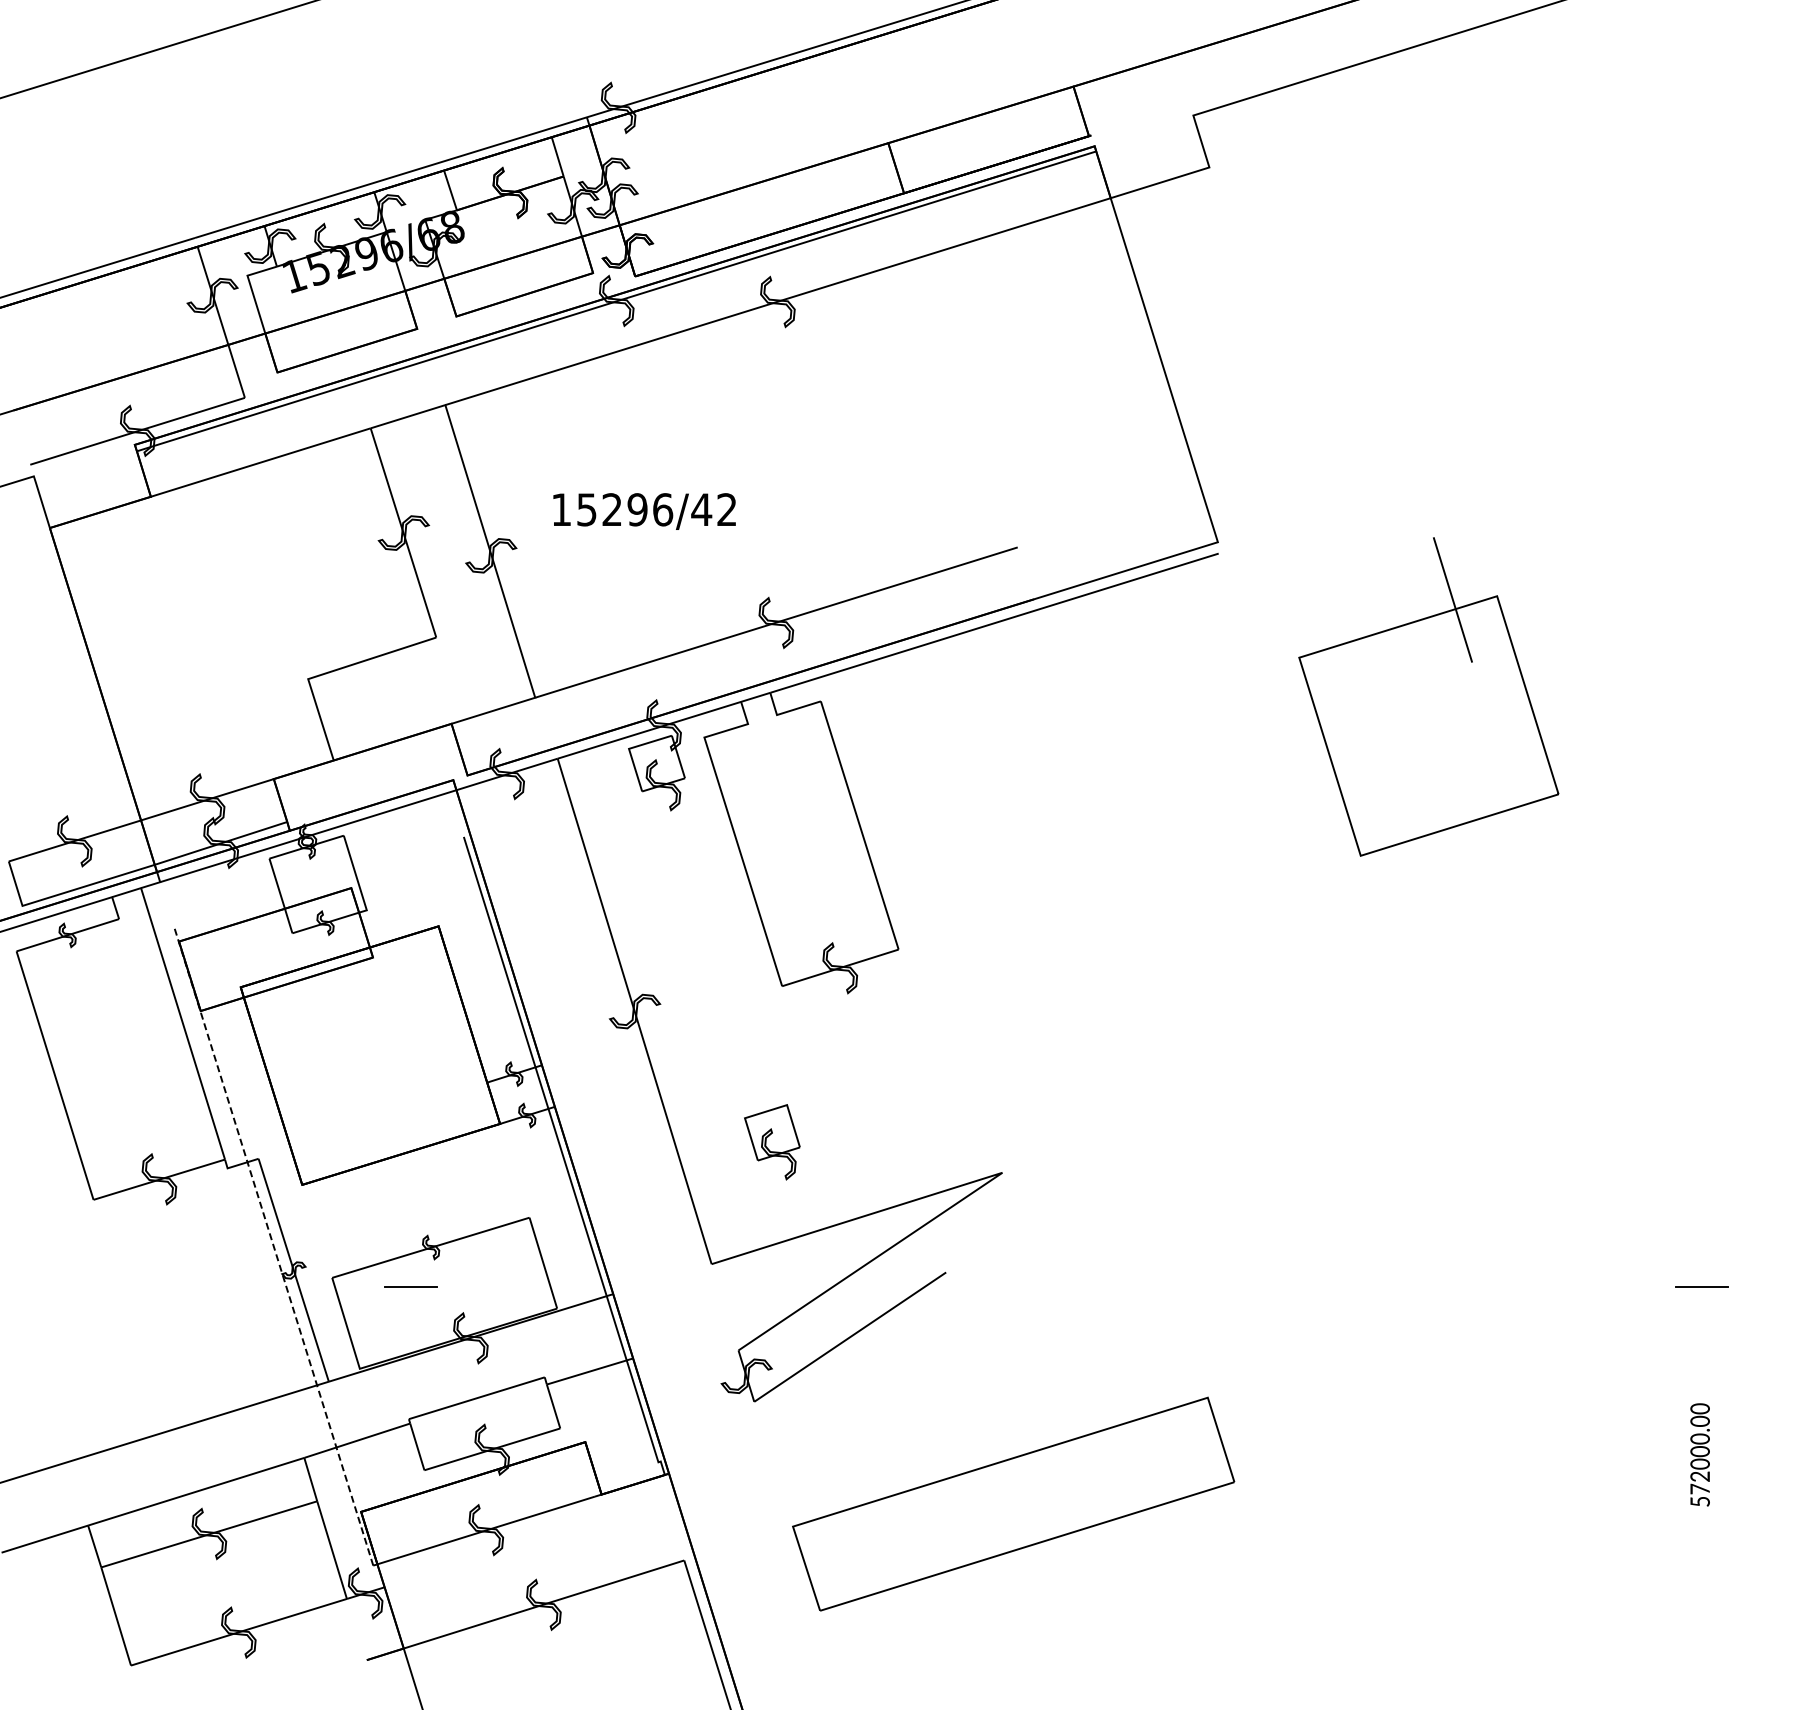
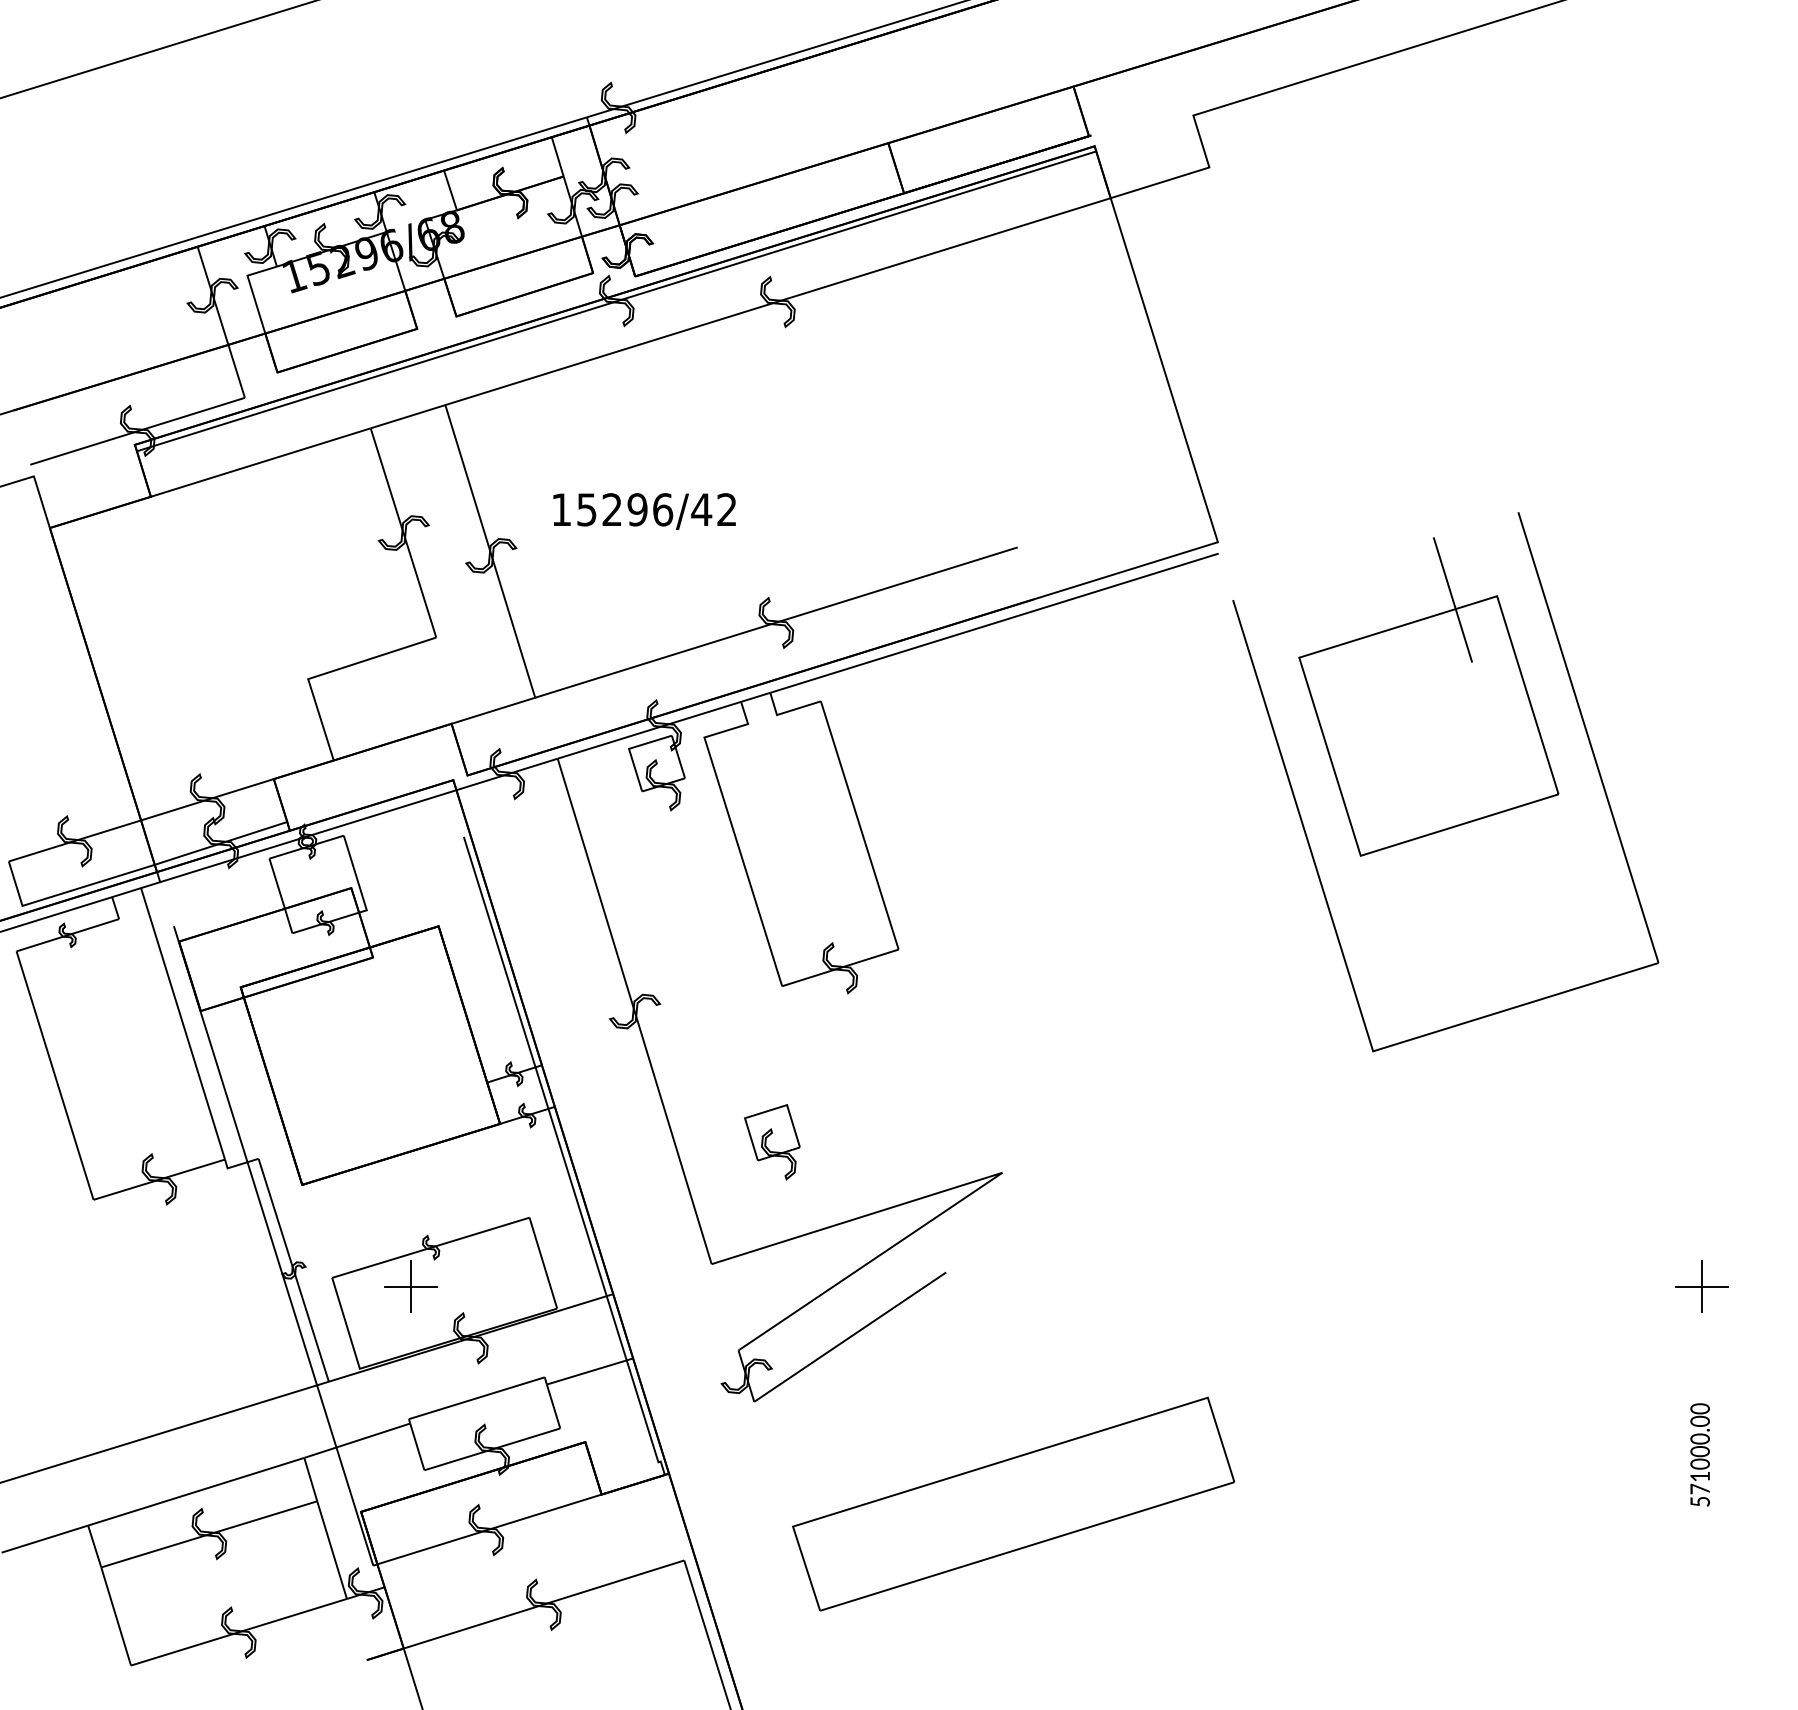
part: none -> present (1303, 822)
line: dashed -> solid (273, 1245)
line: none -> present (410, 1286)
line: none -> present (1702, 1286)
text: 572000.00 -> 571000.00 (1699, 1476)
